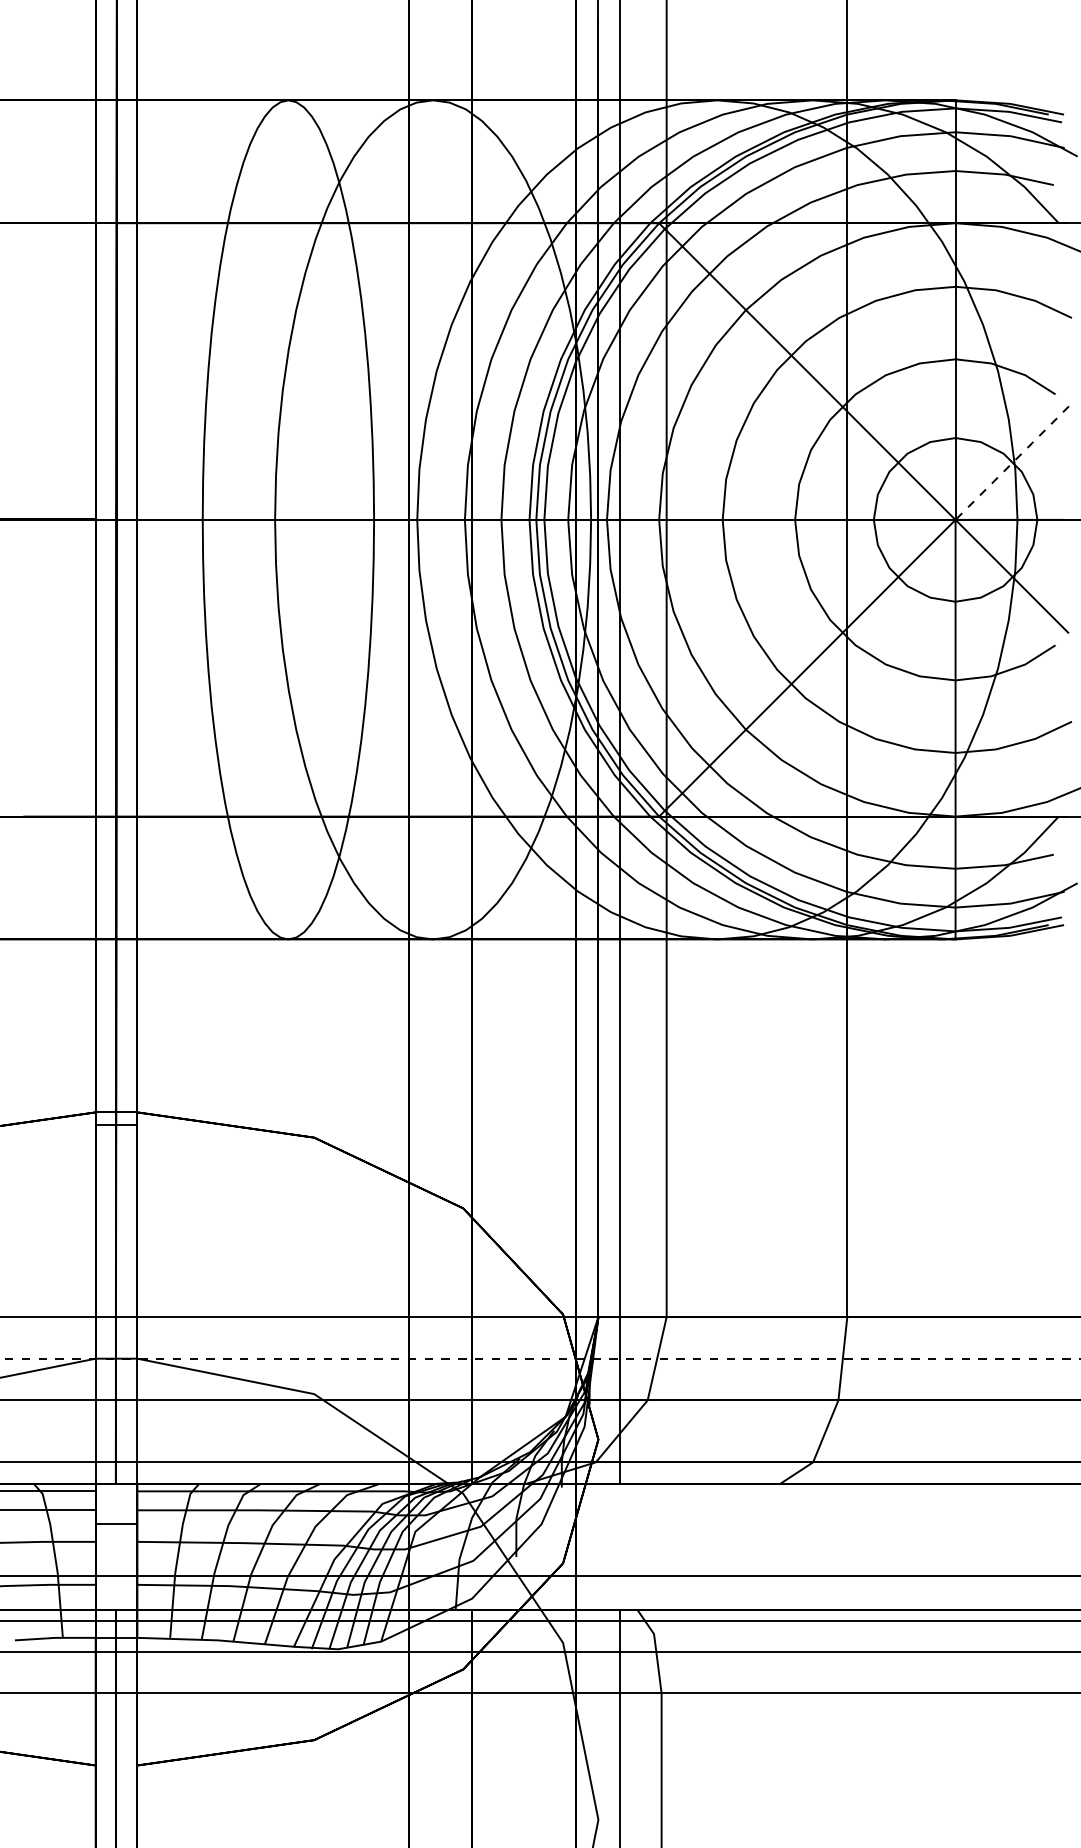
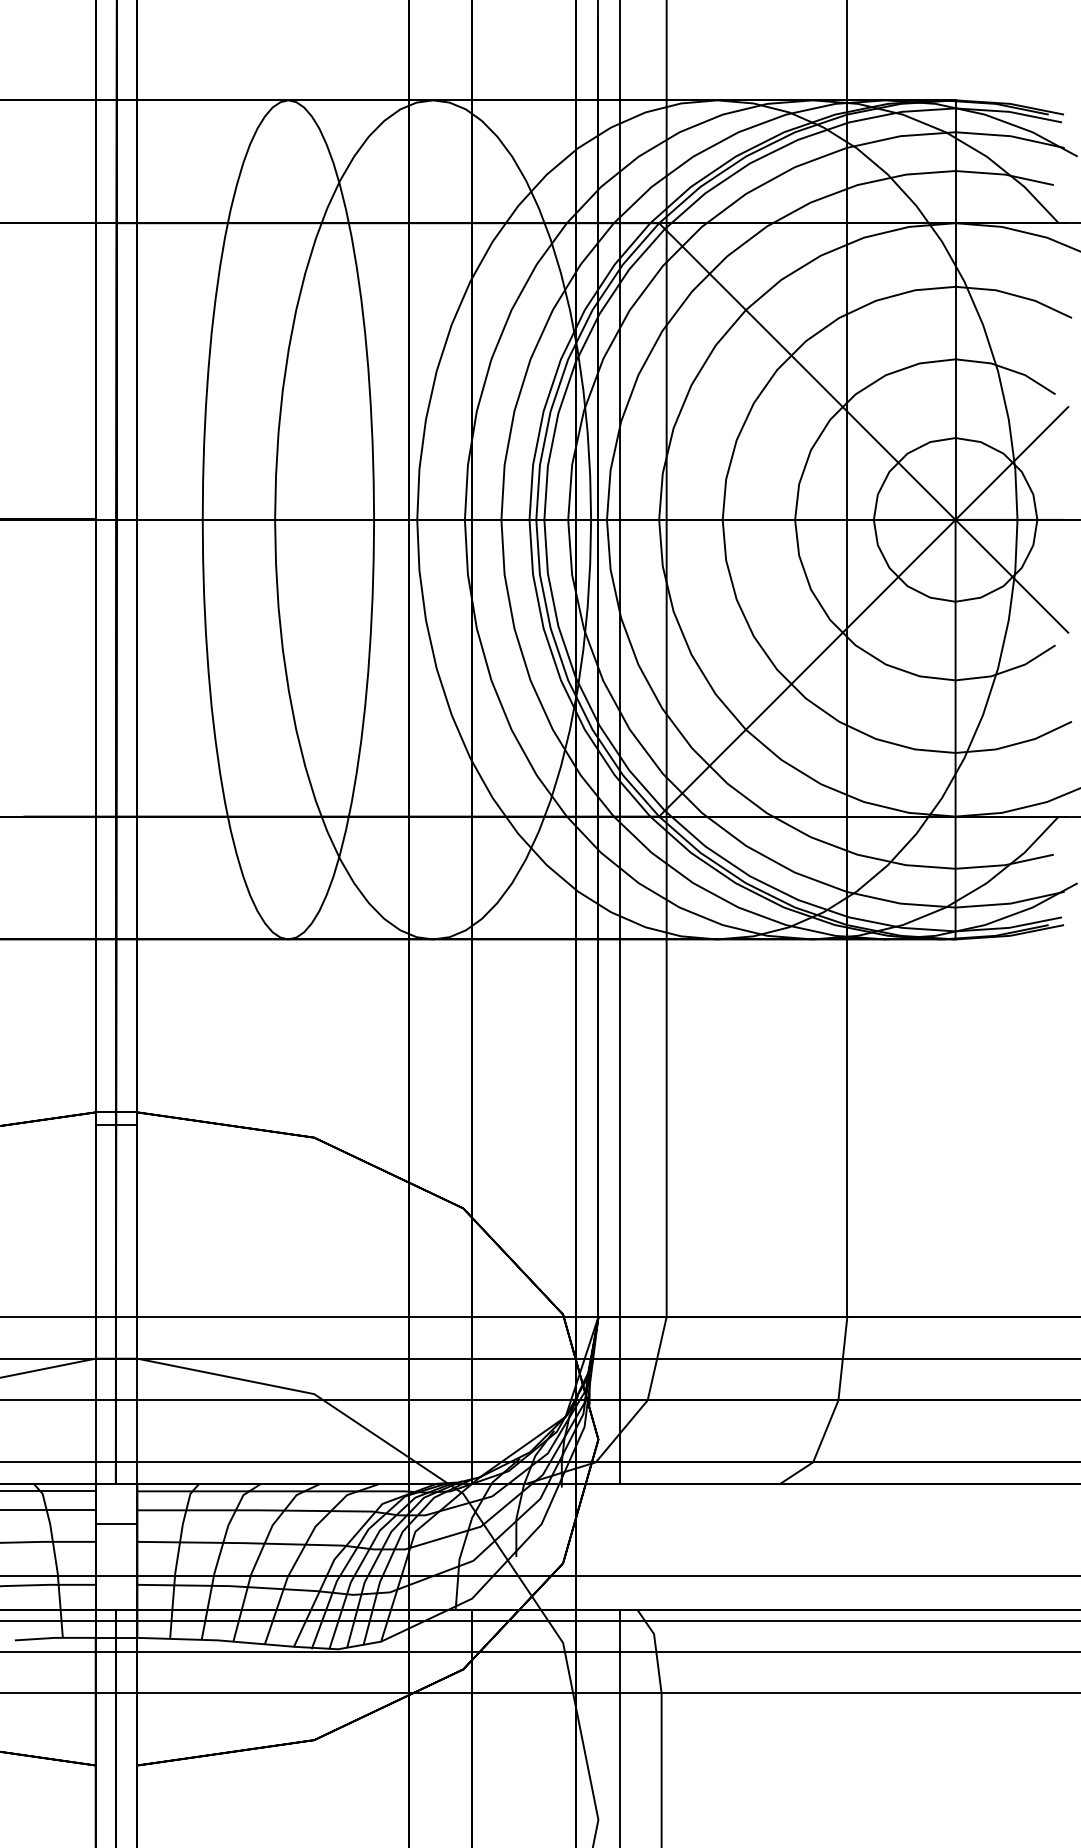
line: dashed -> solid (1011, 463)
line: dashed -> solid (540, 1358)
